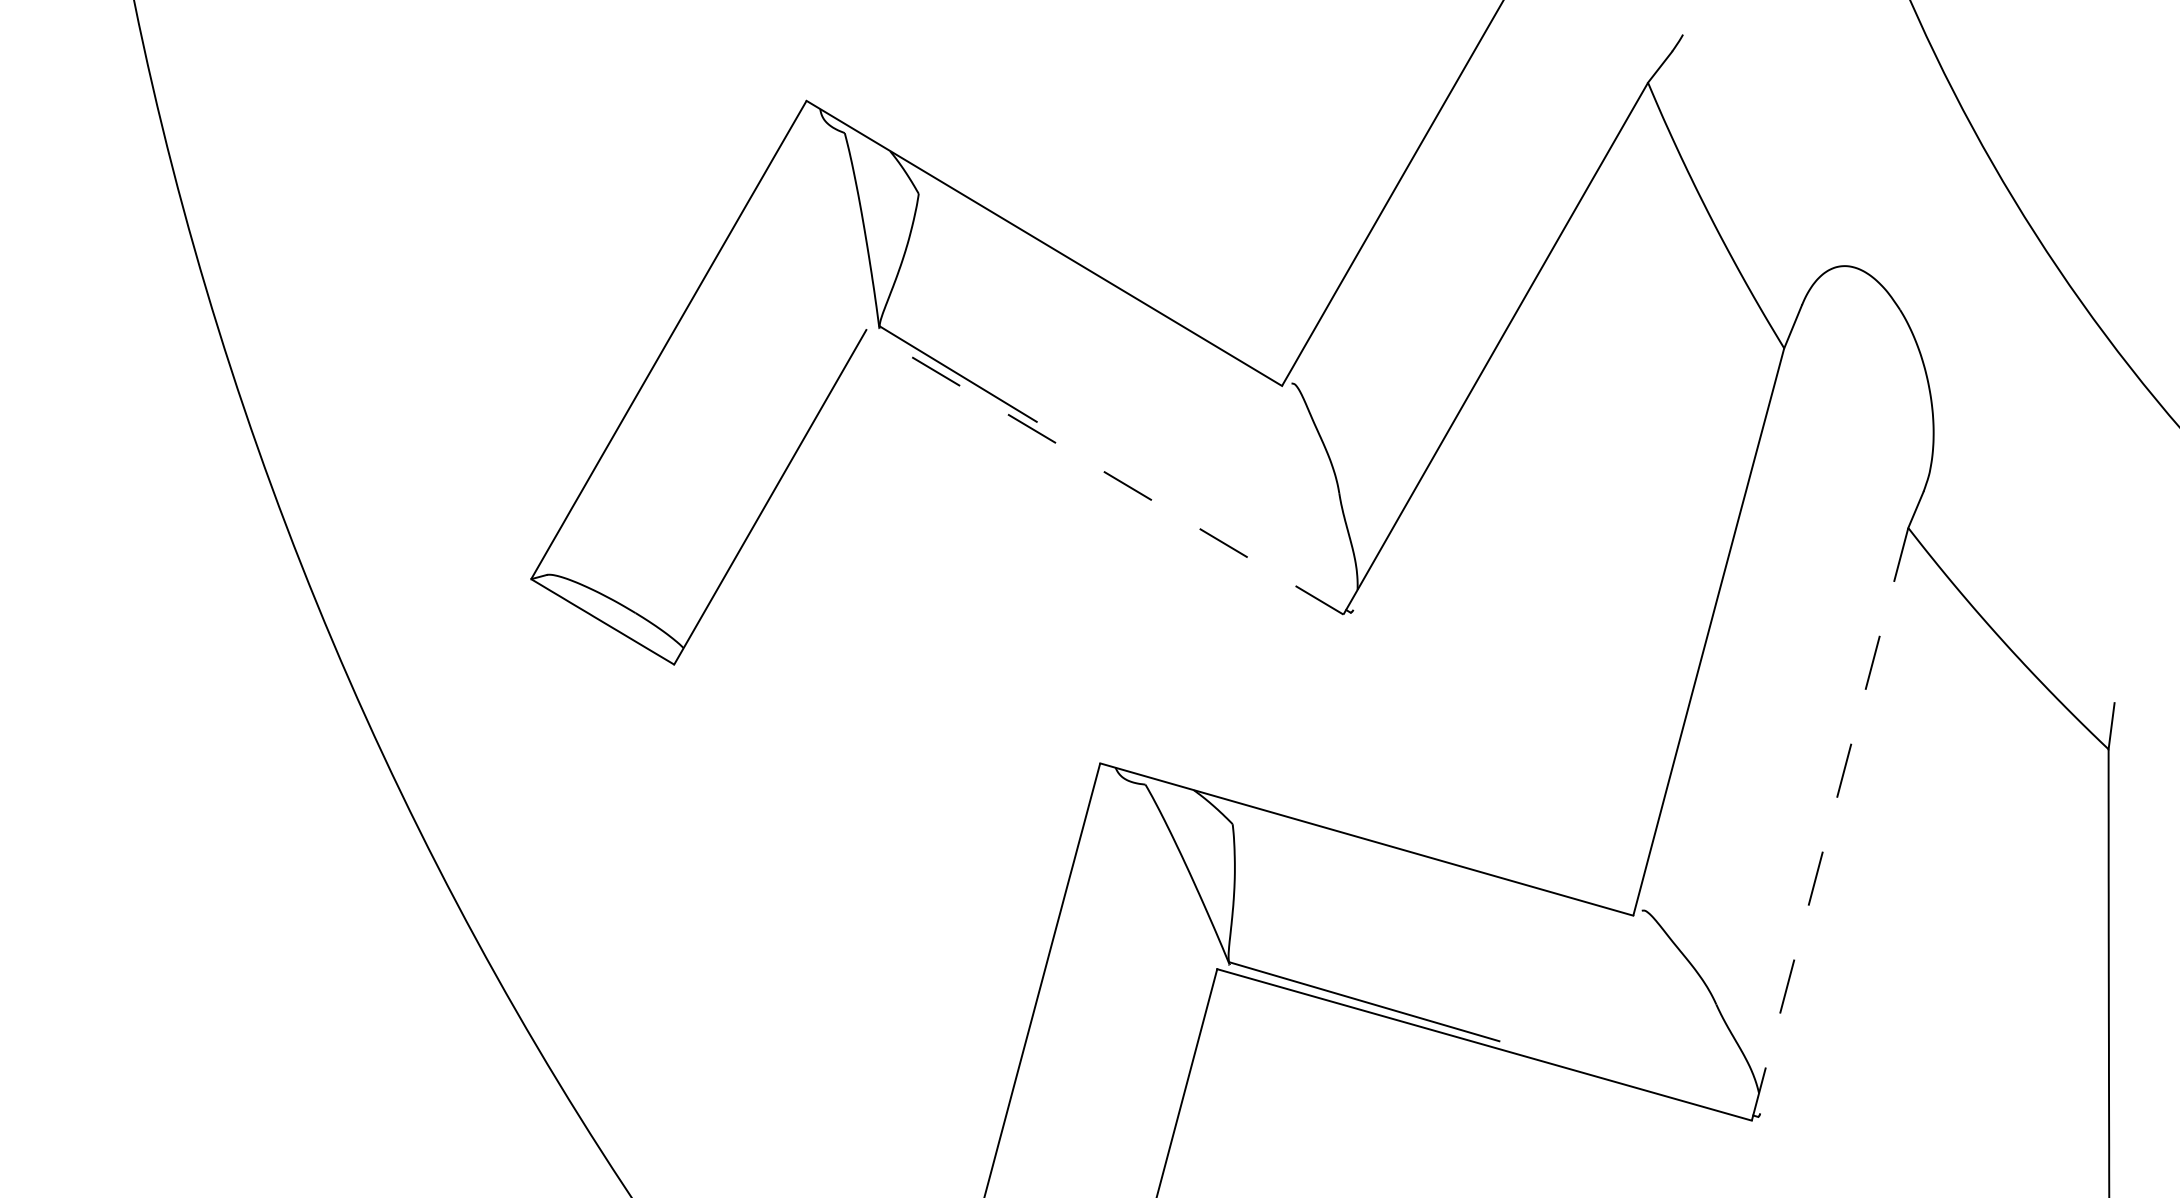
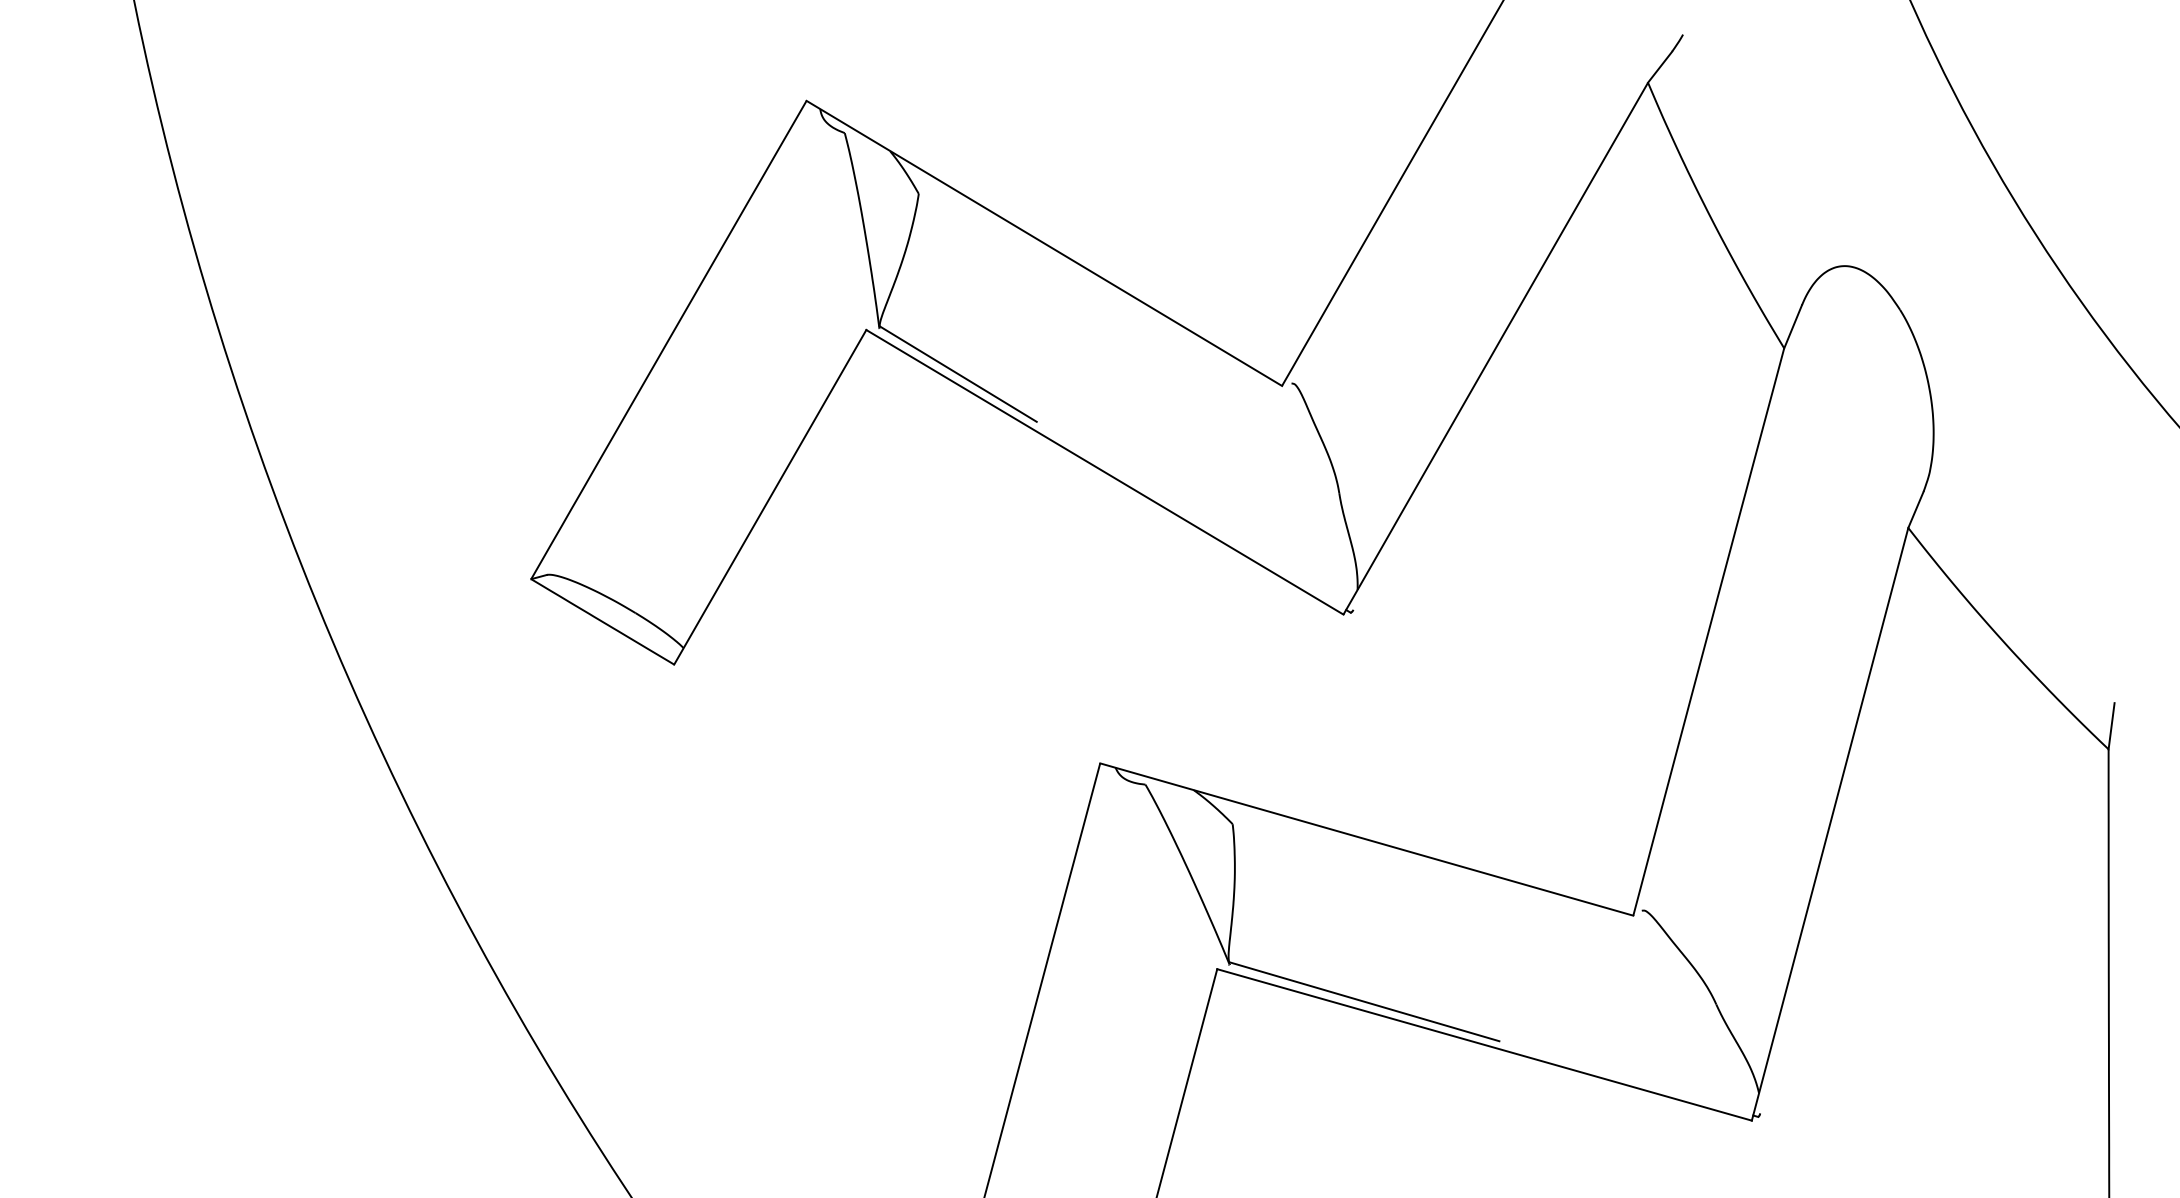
line: dashed -> solid (1104, 472)
line: dashed -> solid (1830, 824)
